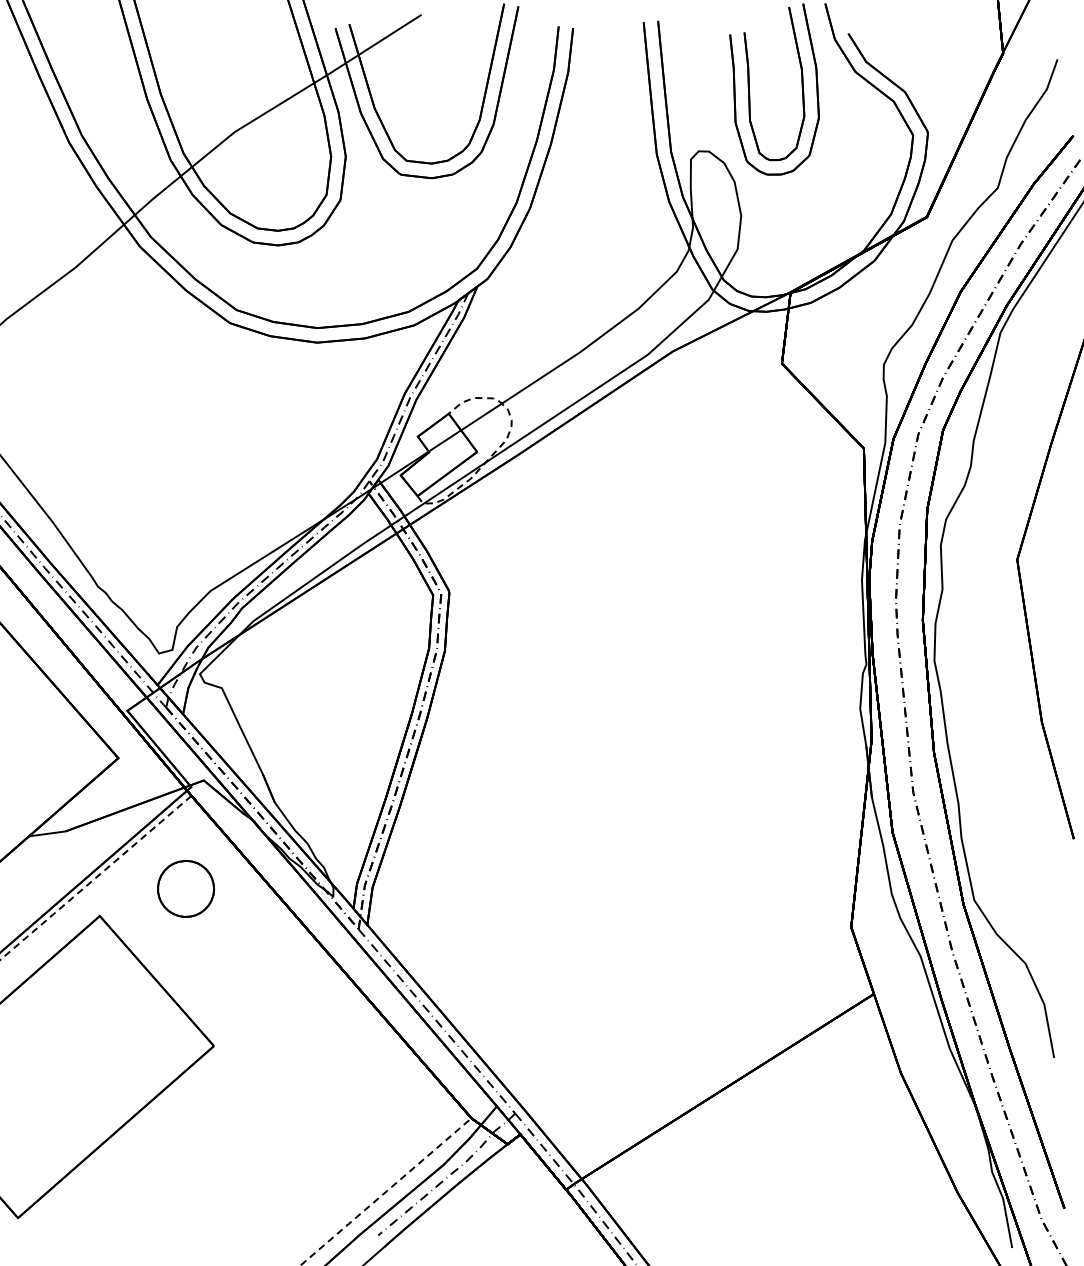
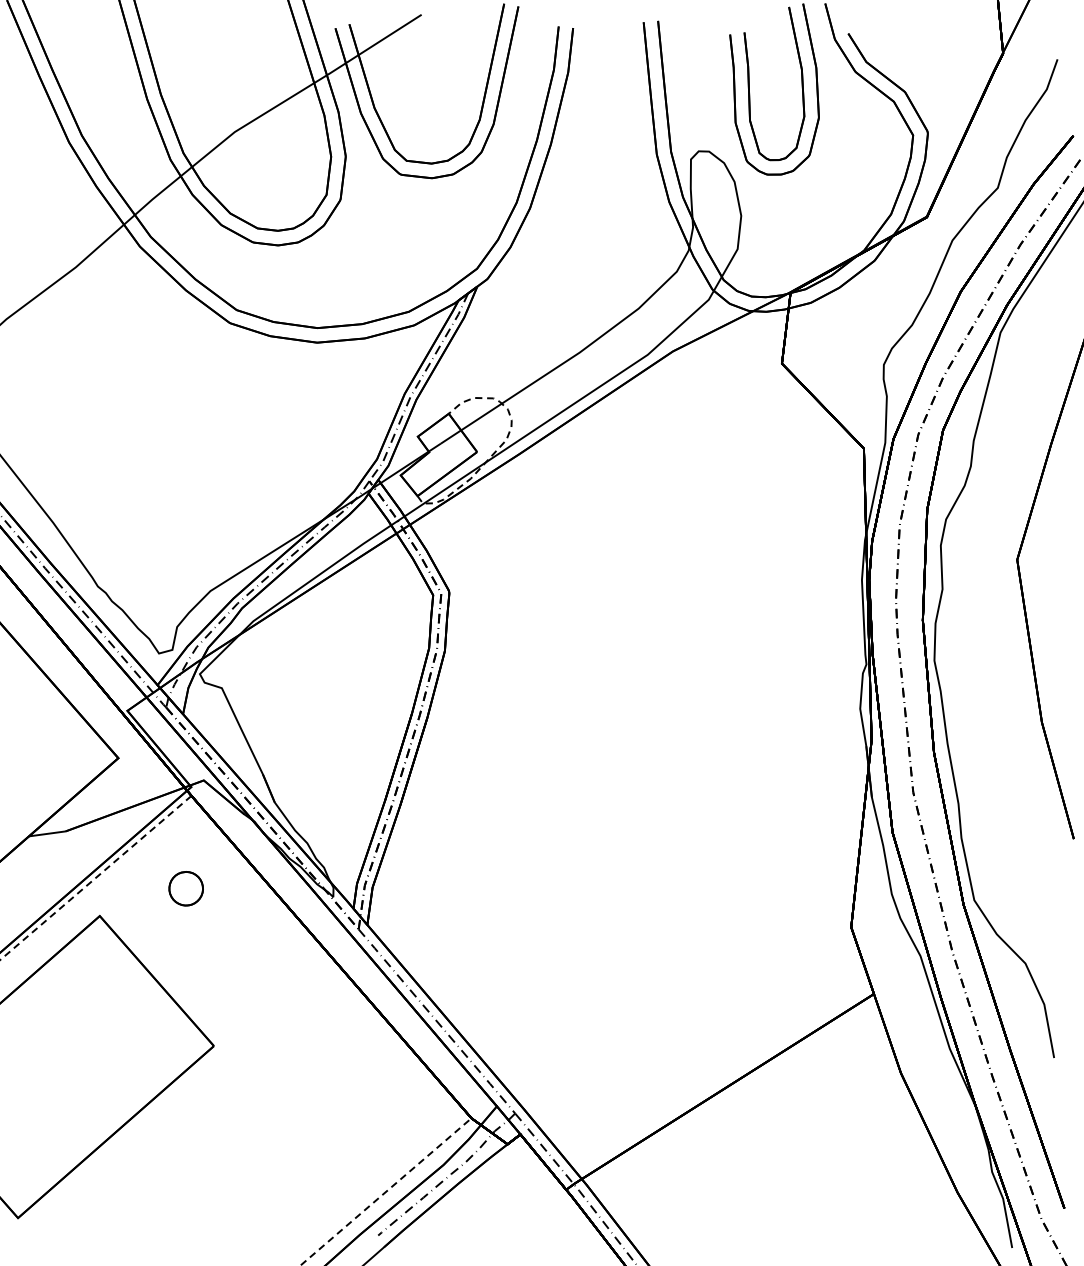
part size: 59x59 px -> 36x36 px (185, 888)
